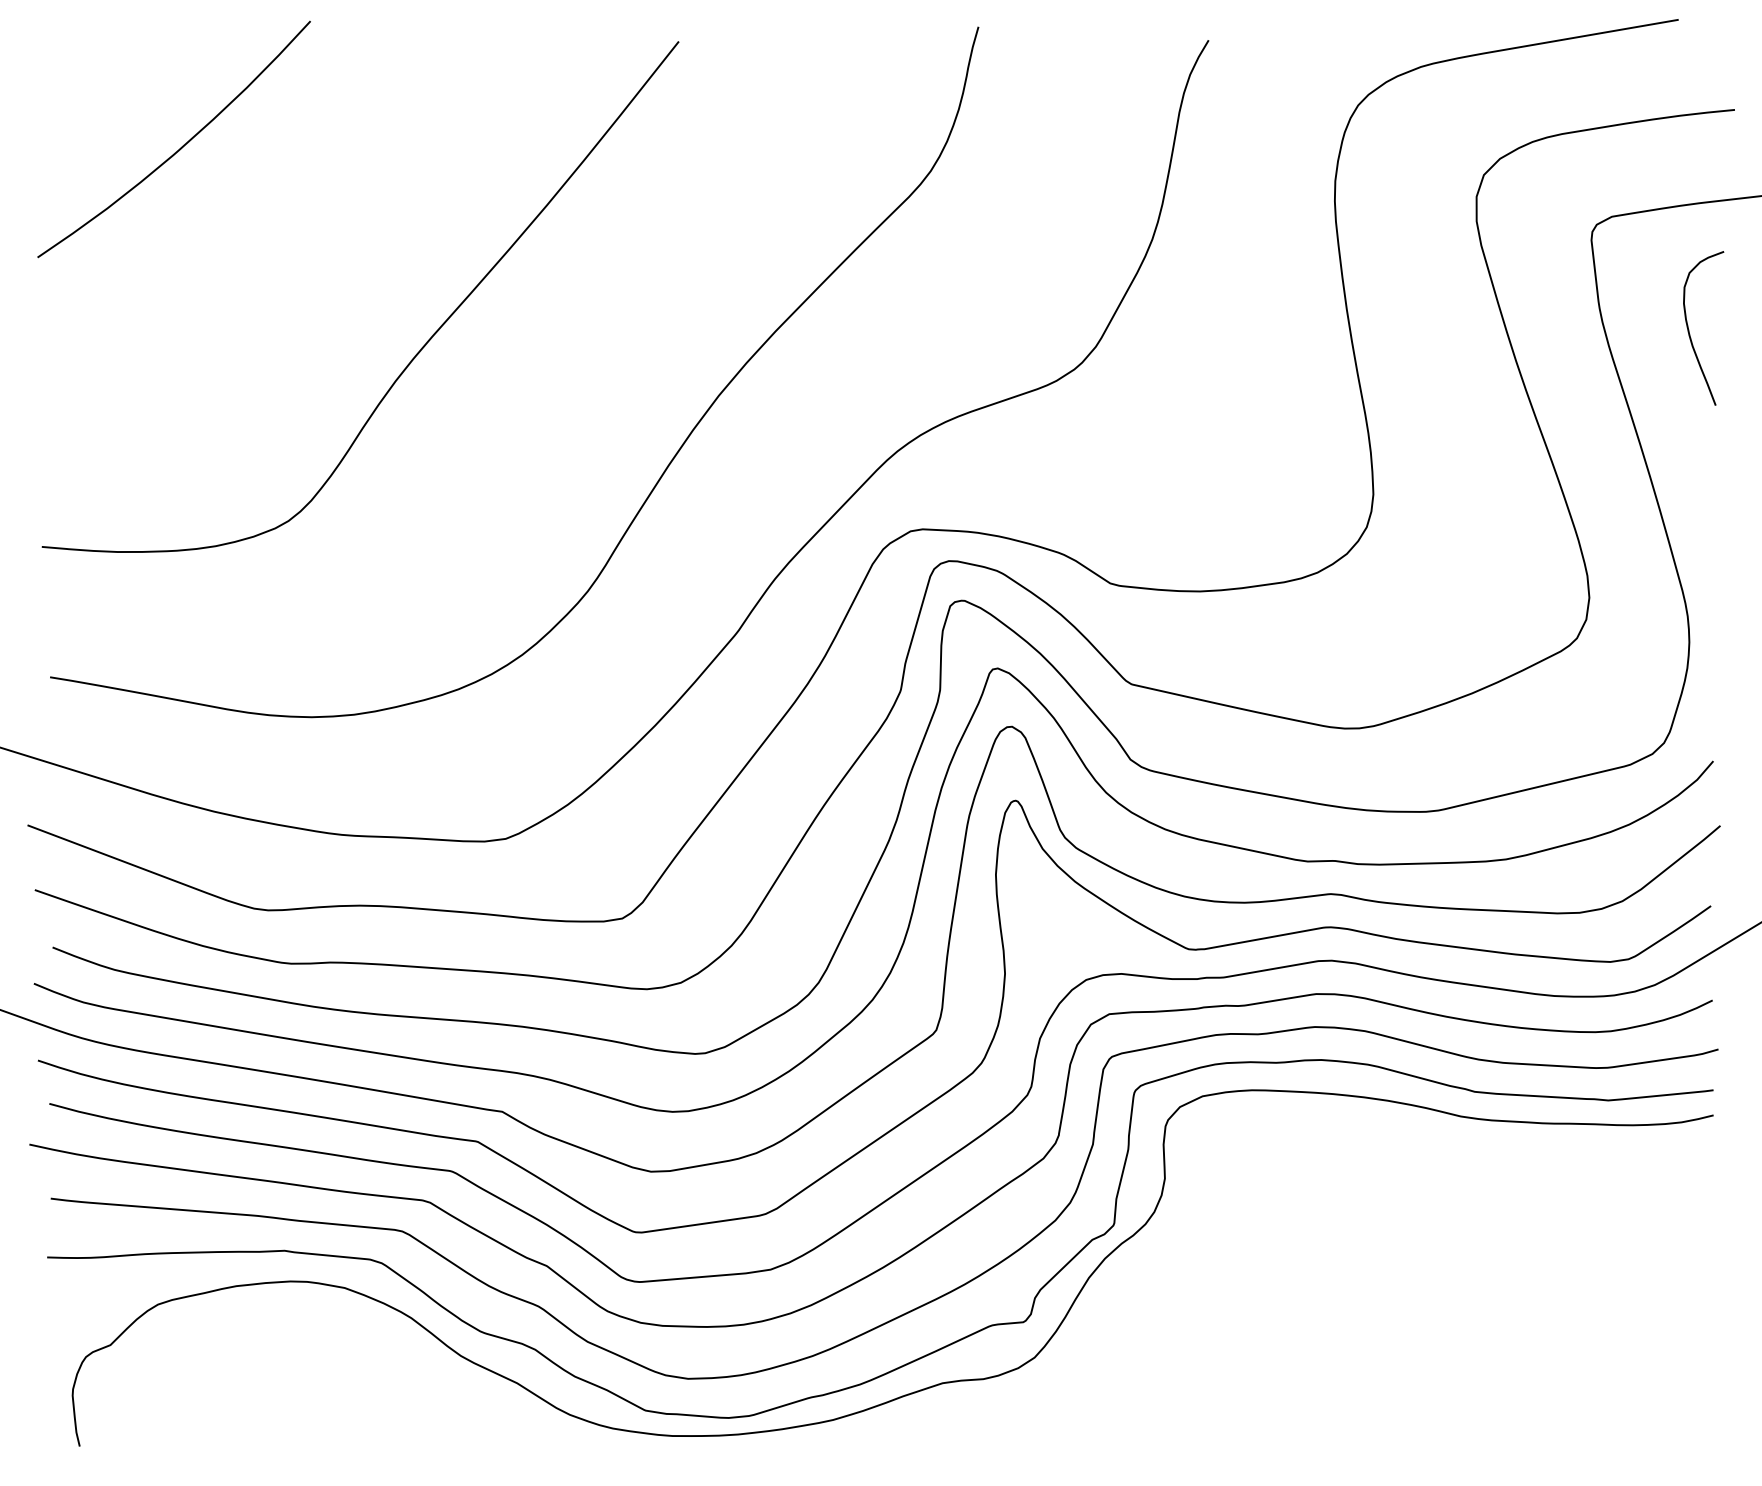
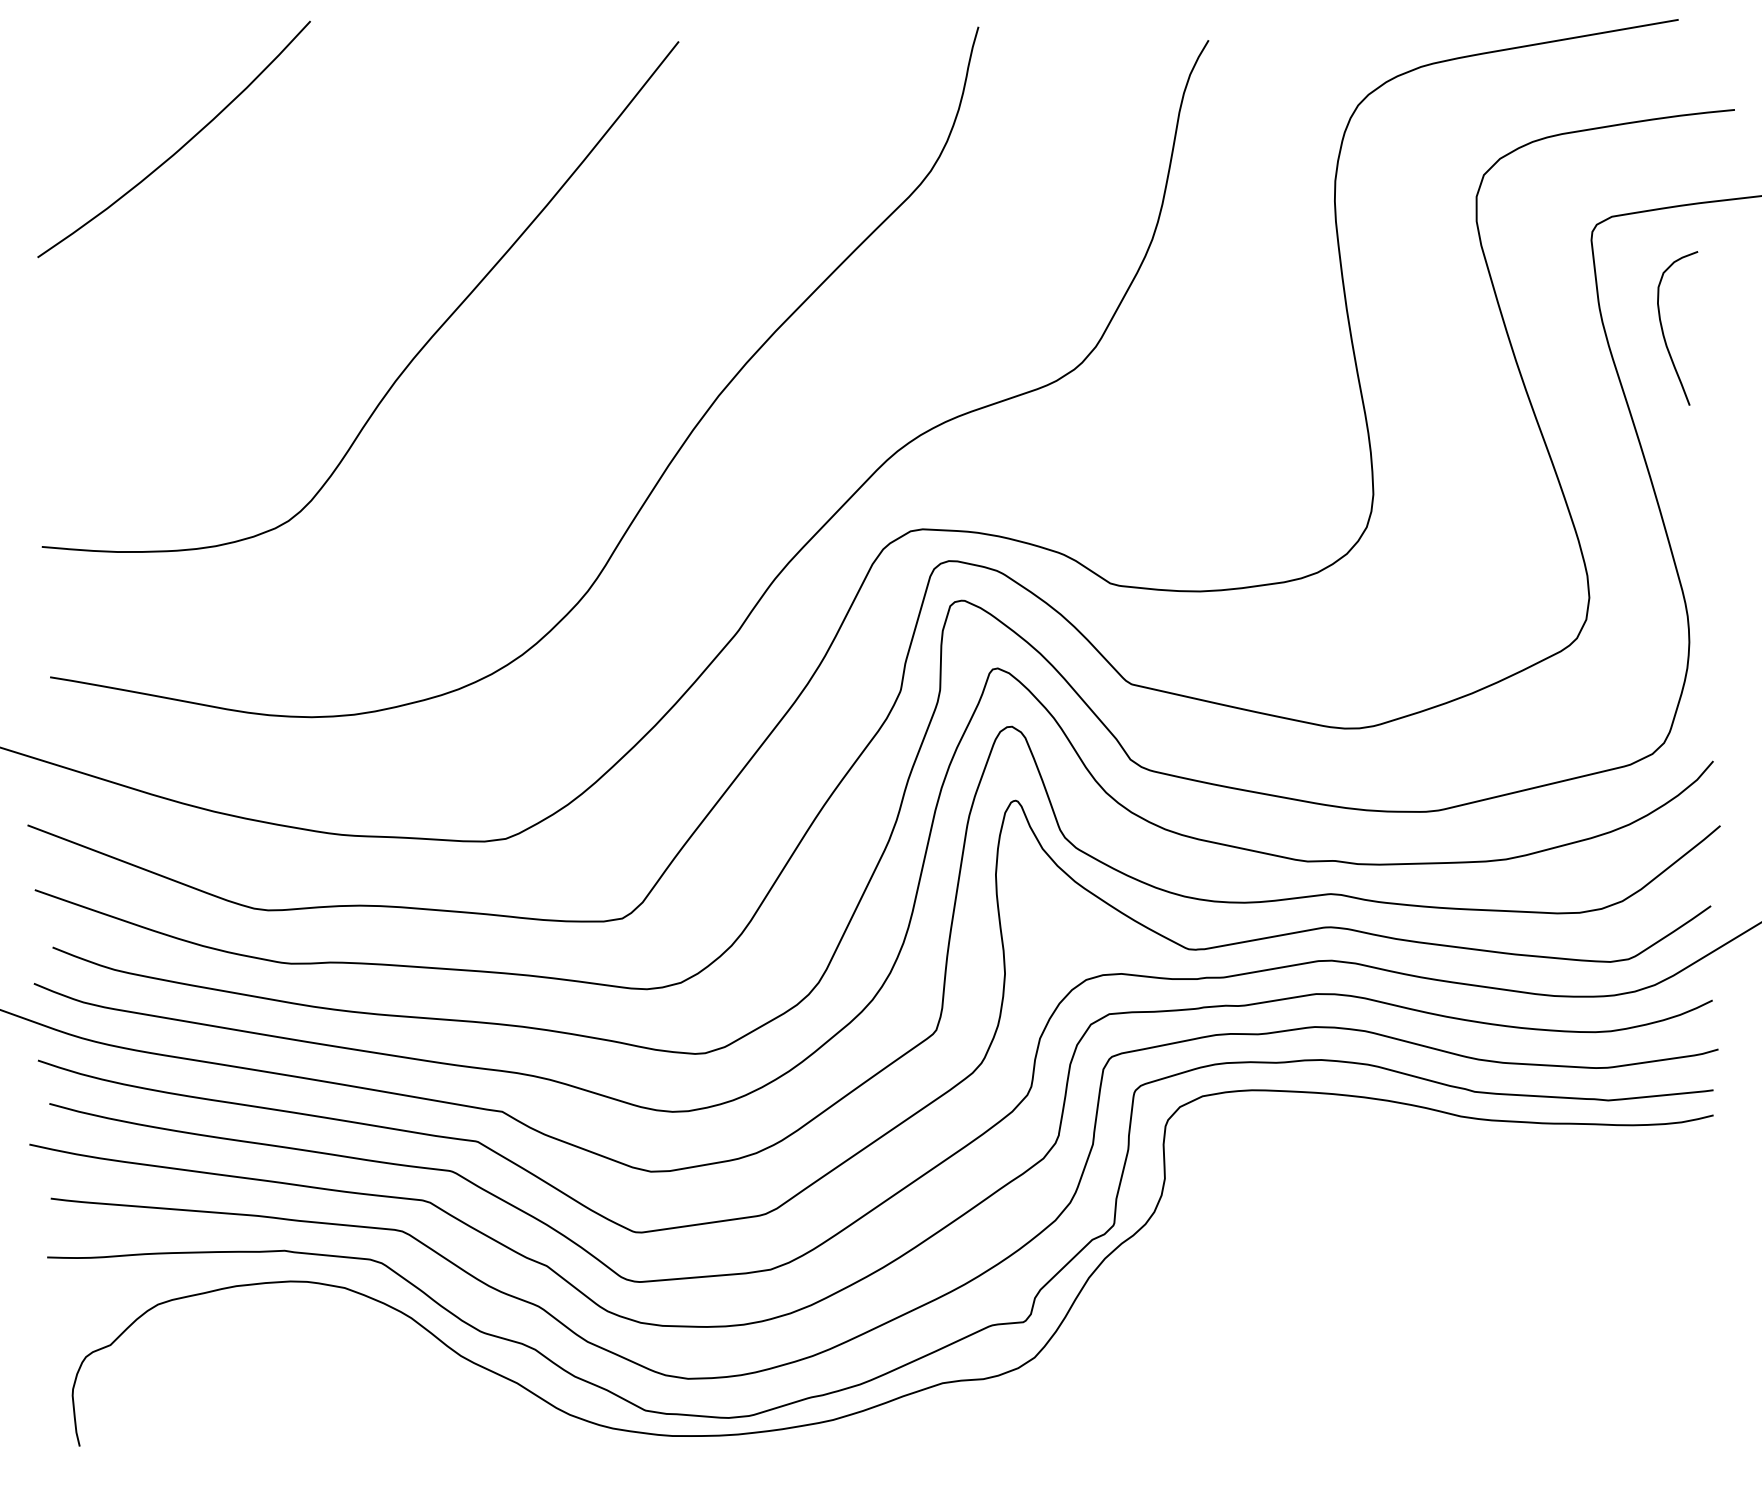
curve position: (1689, 329) -> (1663, 329) (1663, 329)
